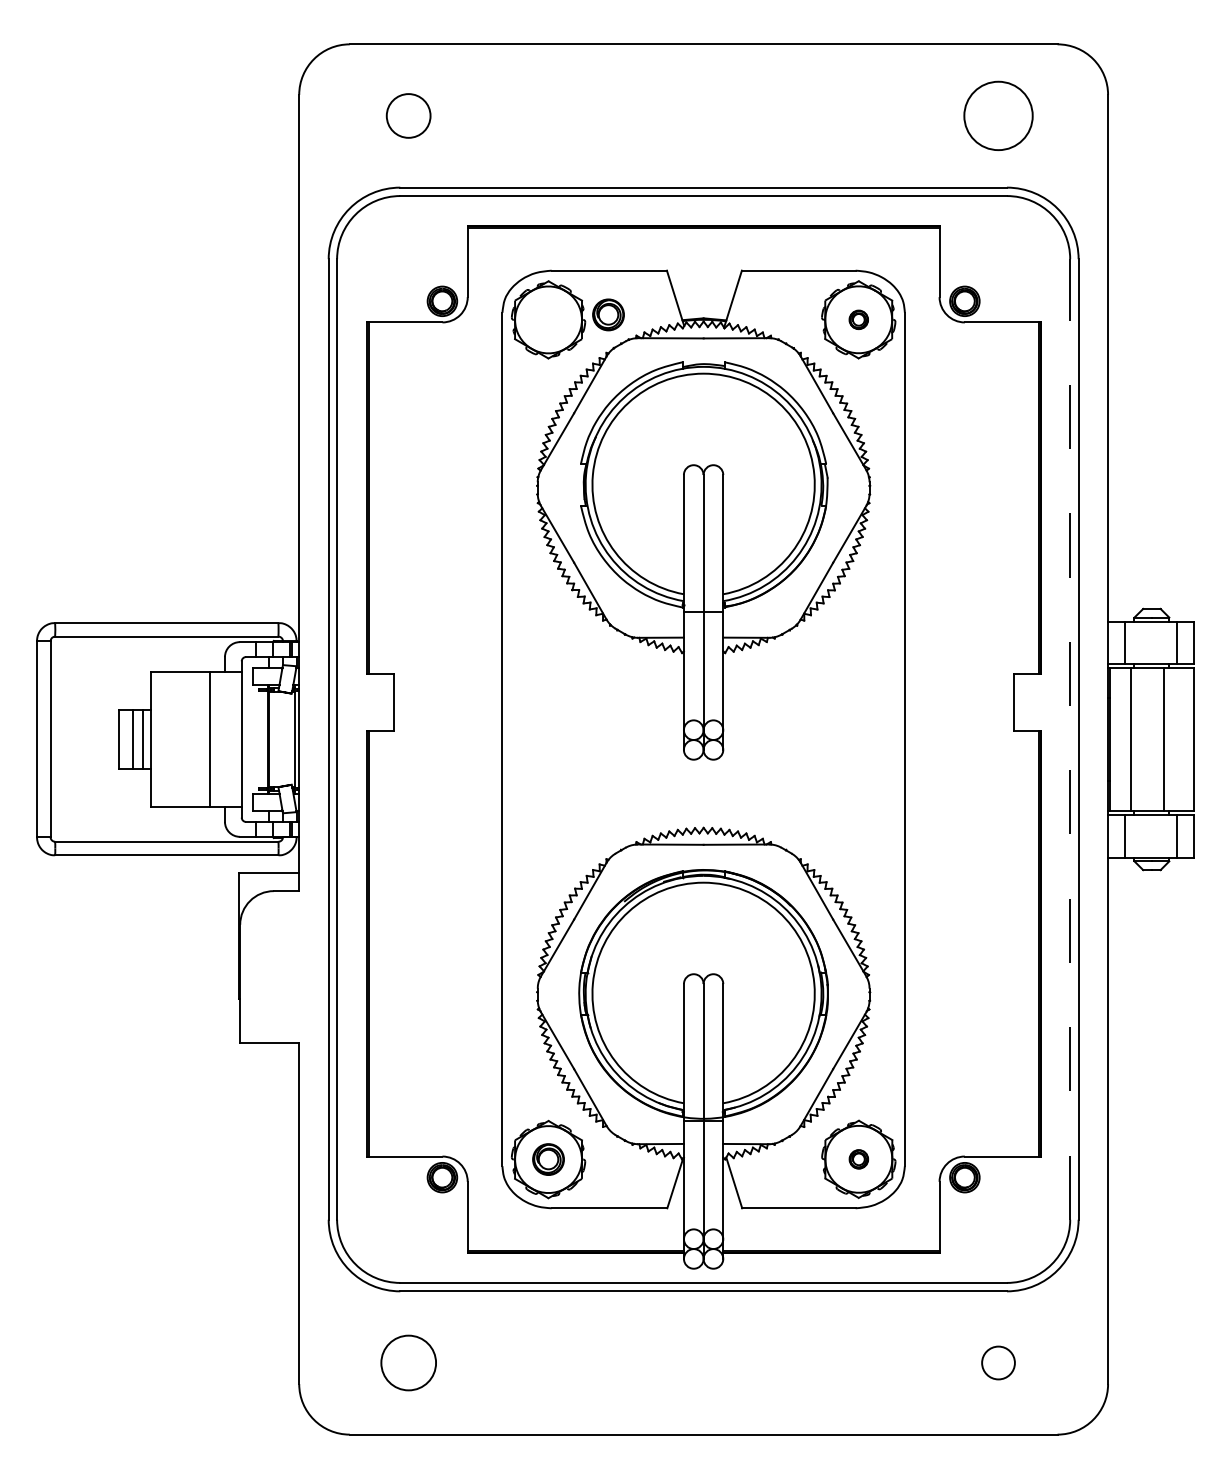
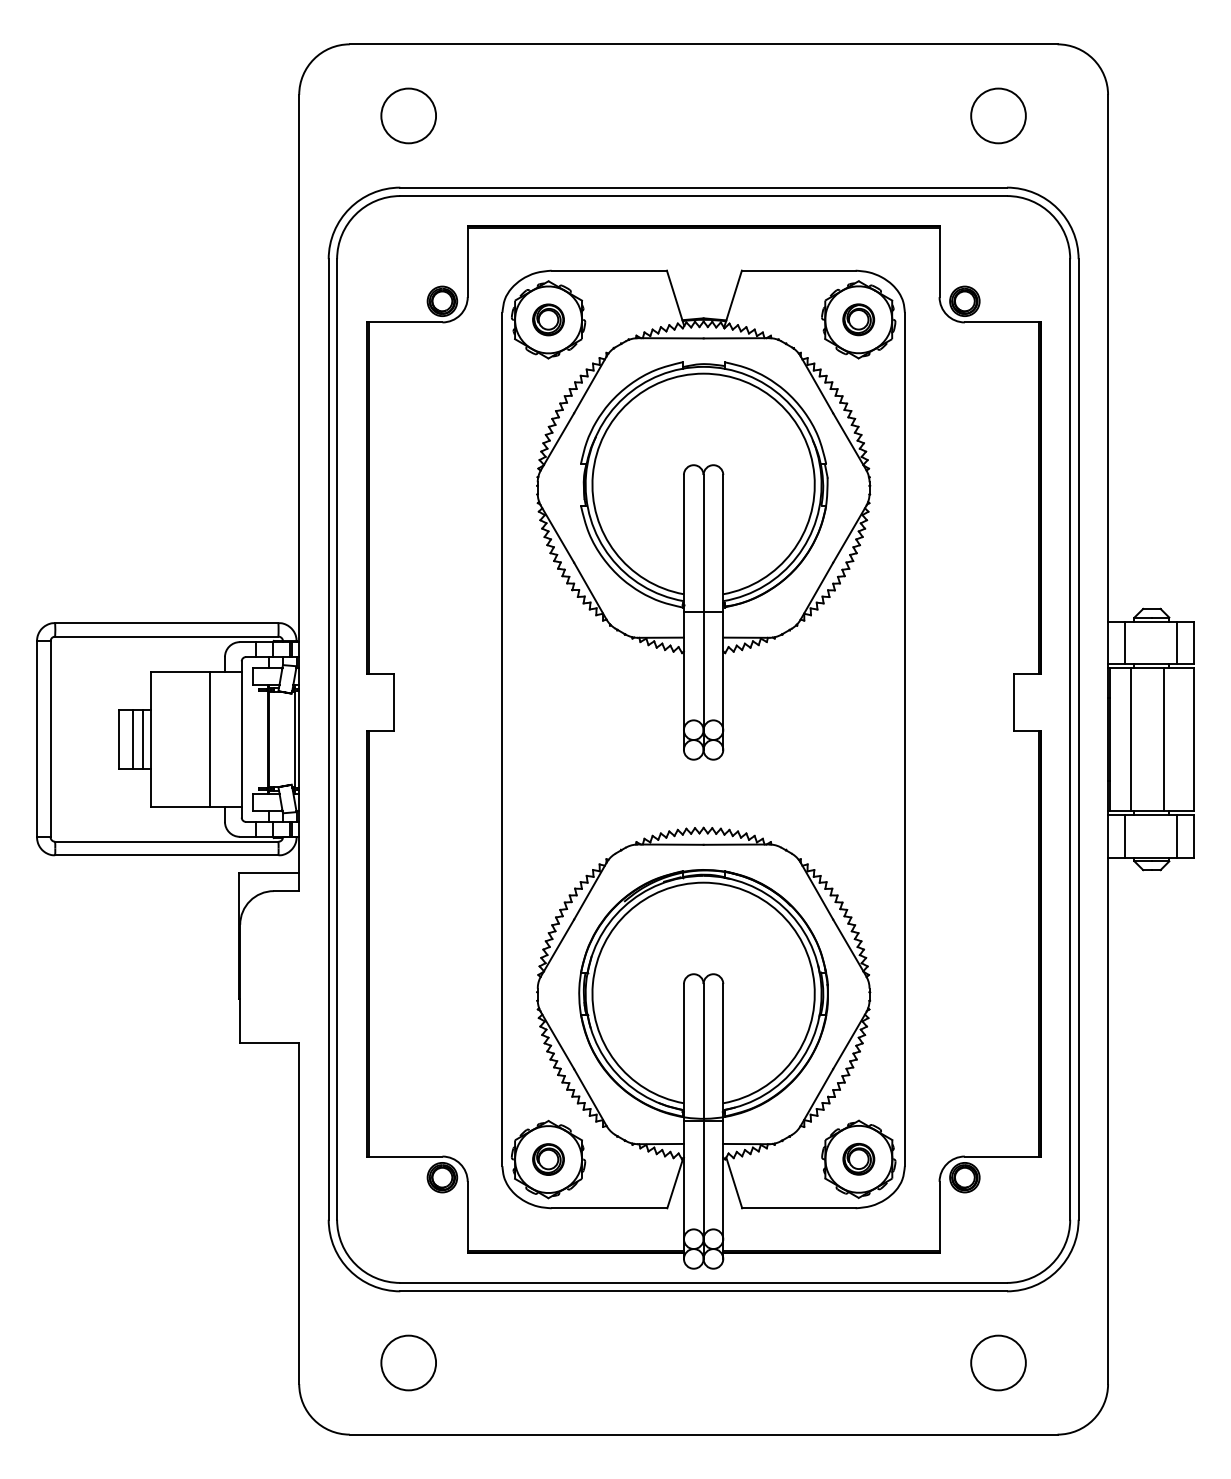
circle size: 47x46 px -> 57x58 px (408, 115)
circle size: 71x71 px -> 57x58 px (998, 115)
part position: (608, 314) -> (548, 319) (548, 319)
part size: 21x21 px -> 34x34 px (858, 319)
line: dashed -> solid (1070, 738)
part size: 22x21 px -> 34x33 px (858, 1159)
circle diameter: 33 px -> 55 px (998, 1362)
